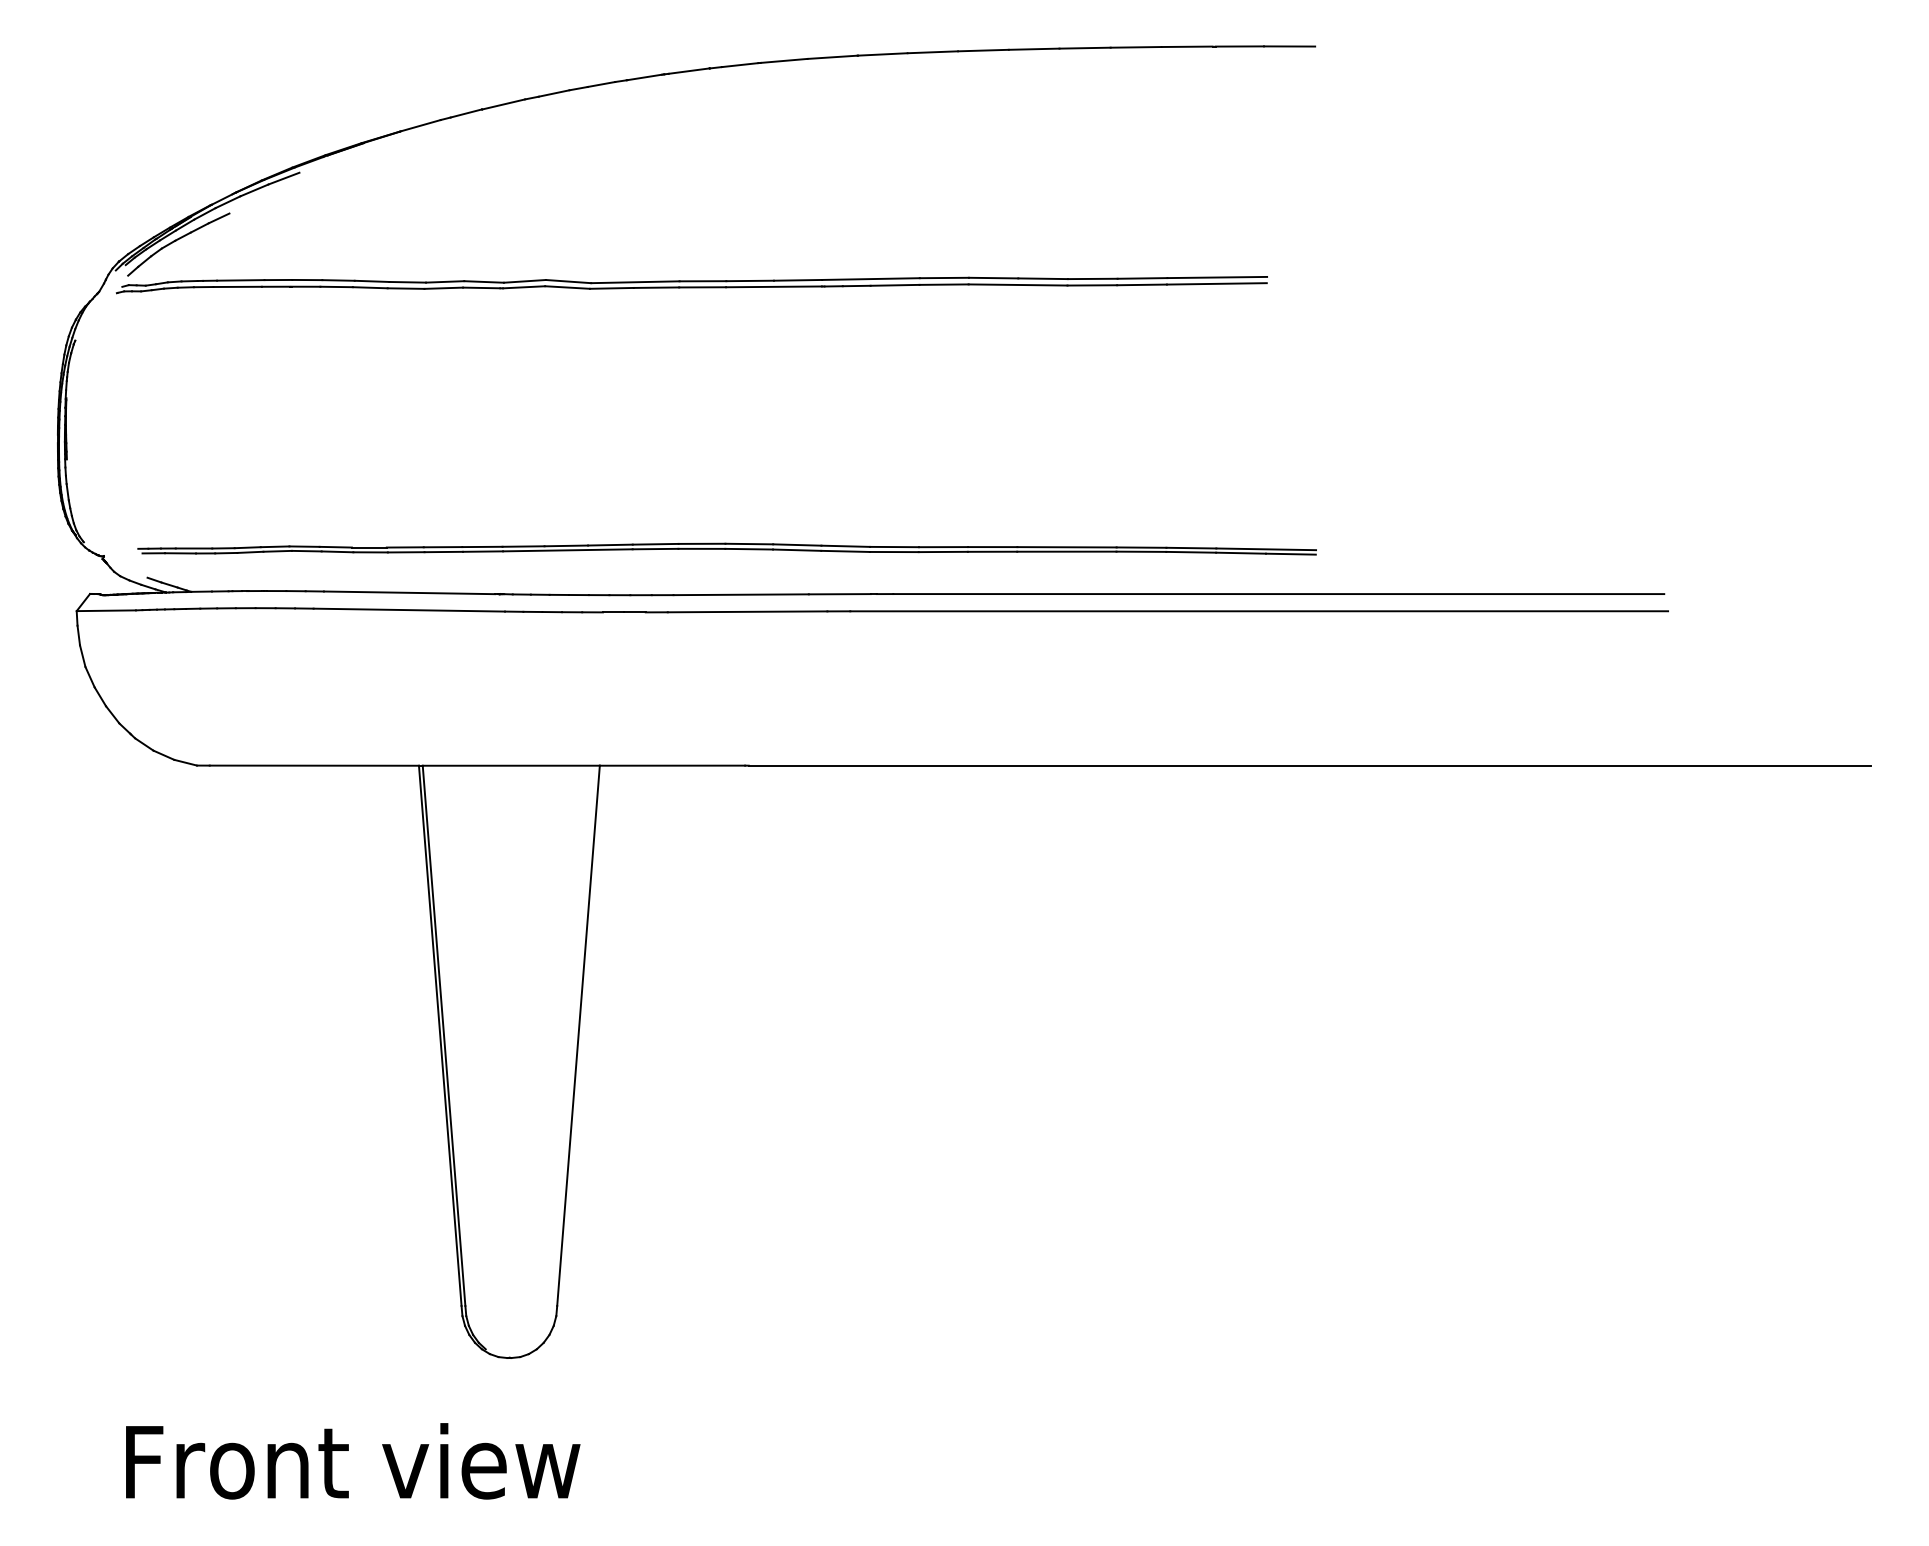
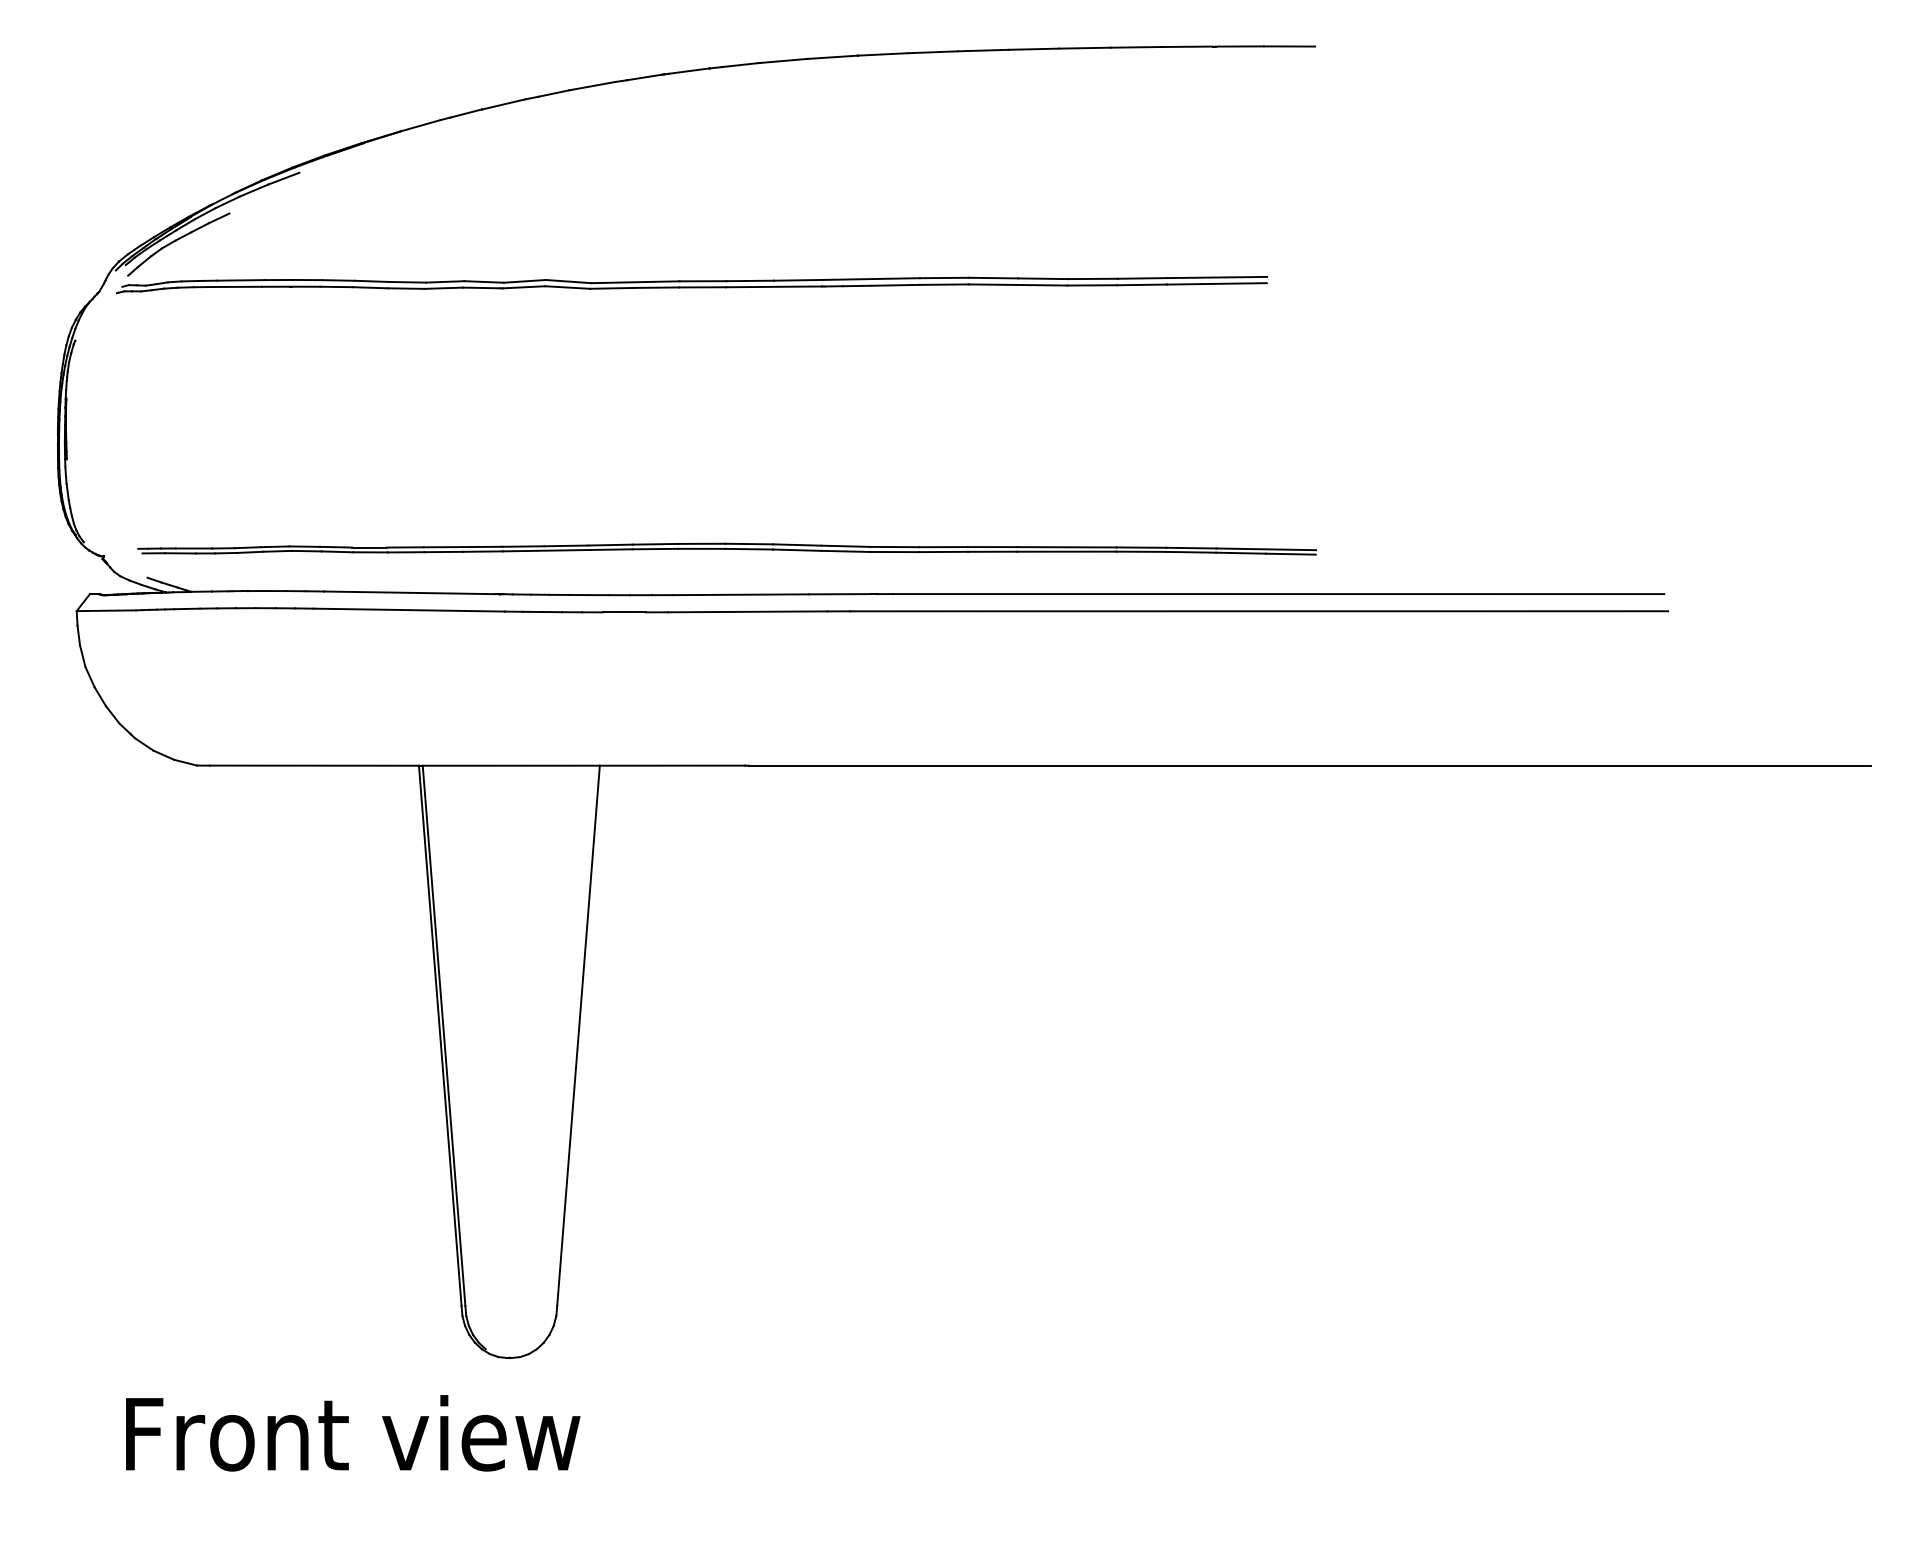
text position: (353, 1461) -> (353, 1433) (353, 1433)
